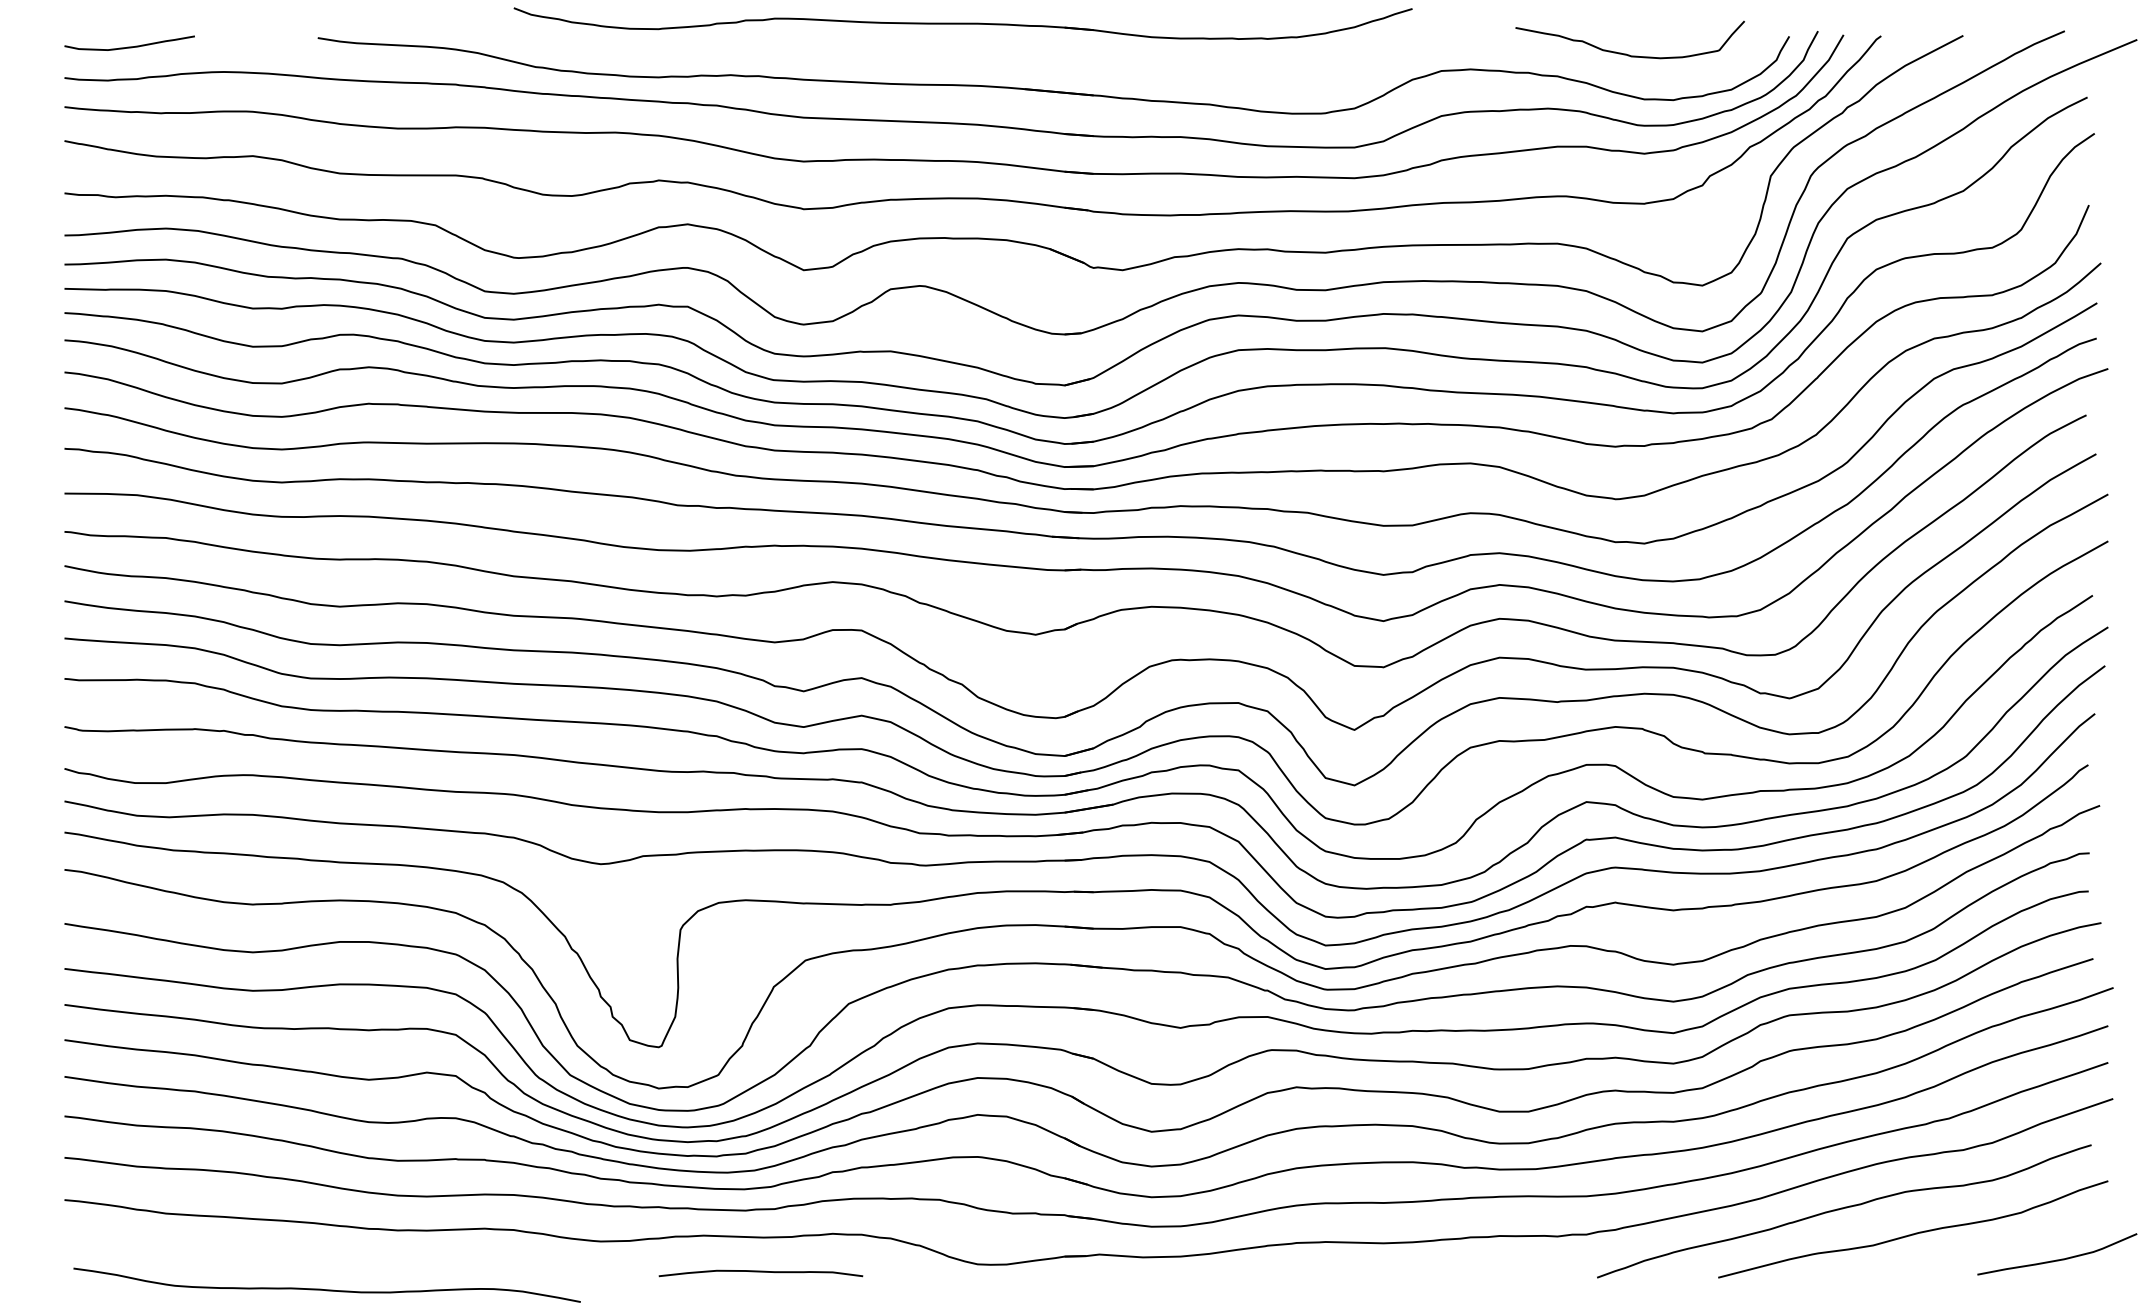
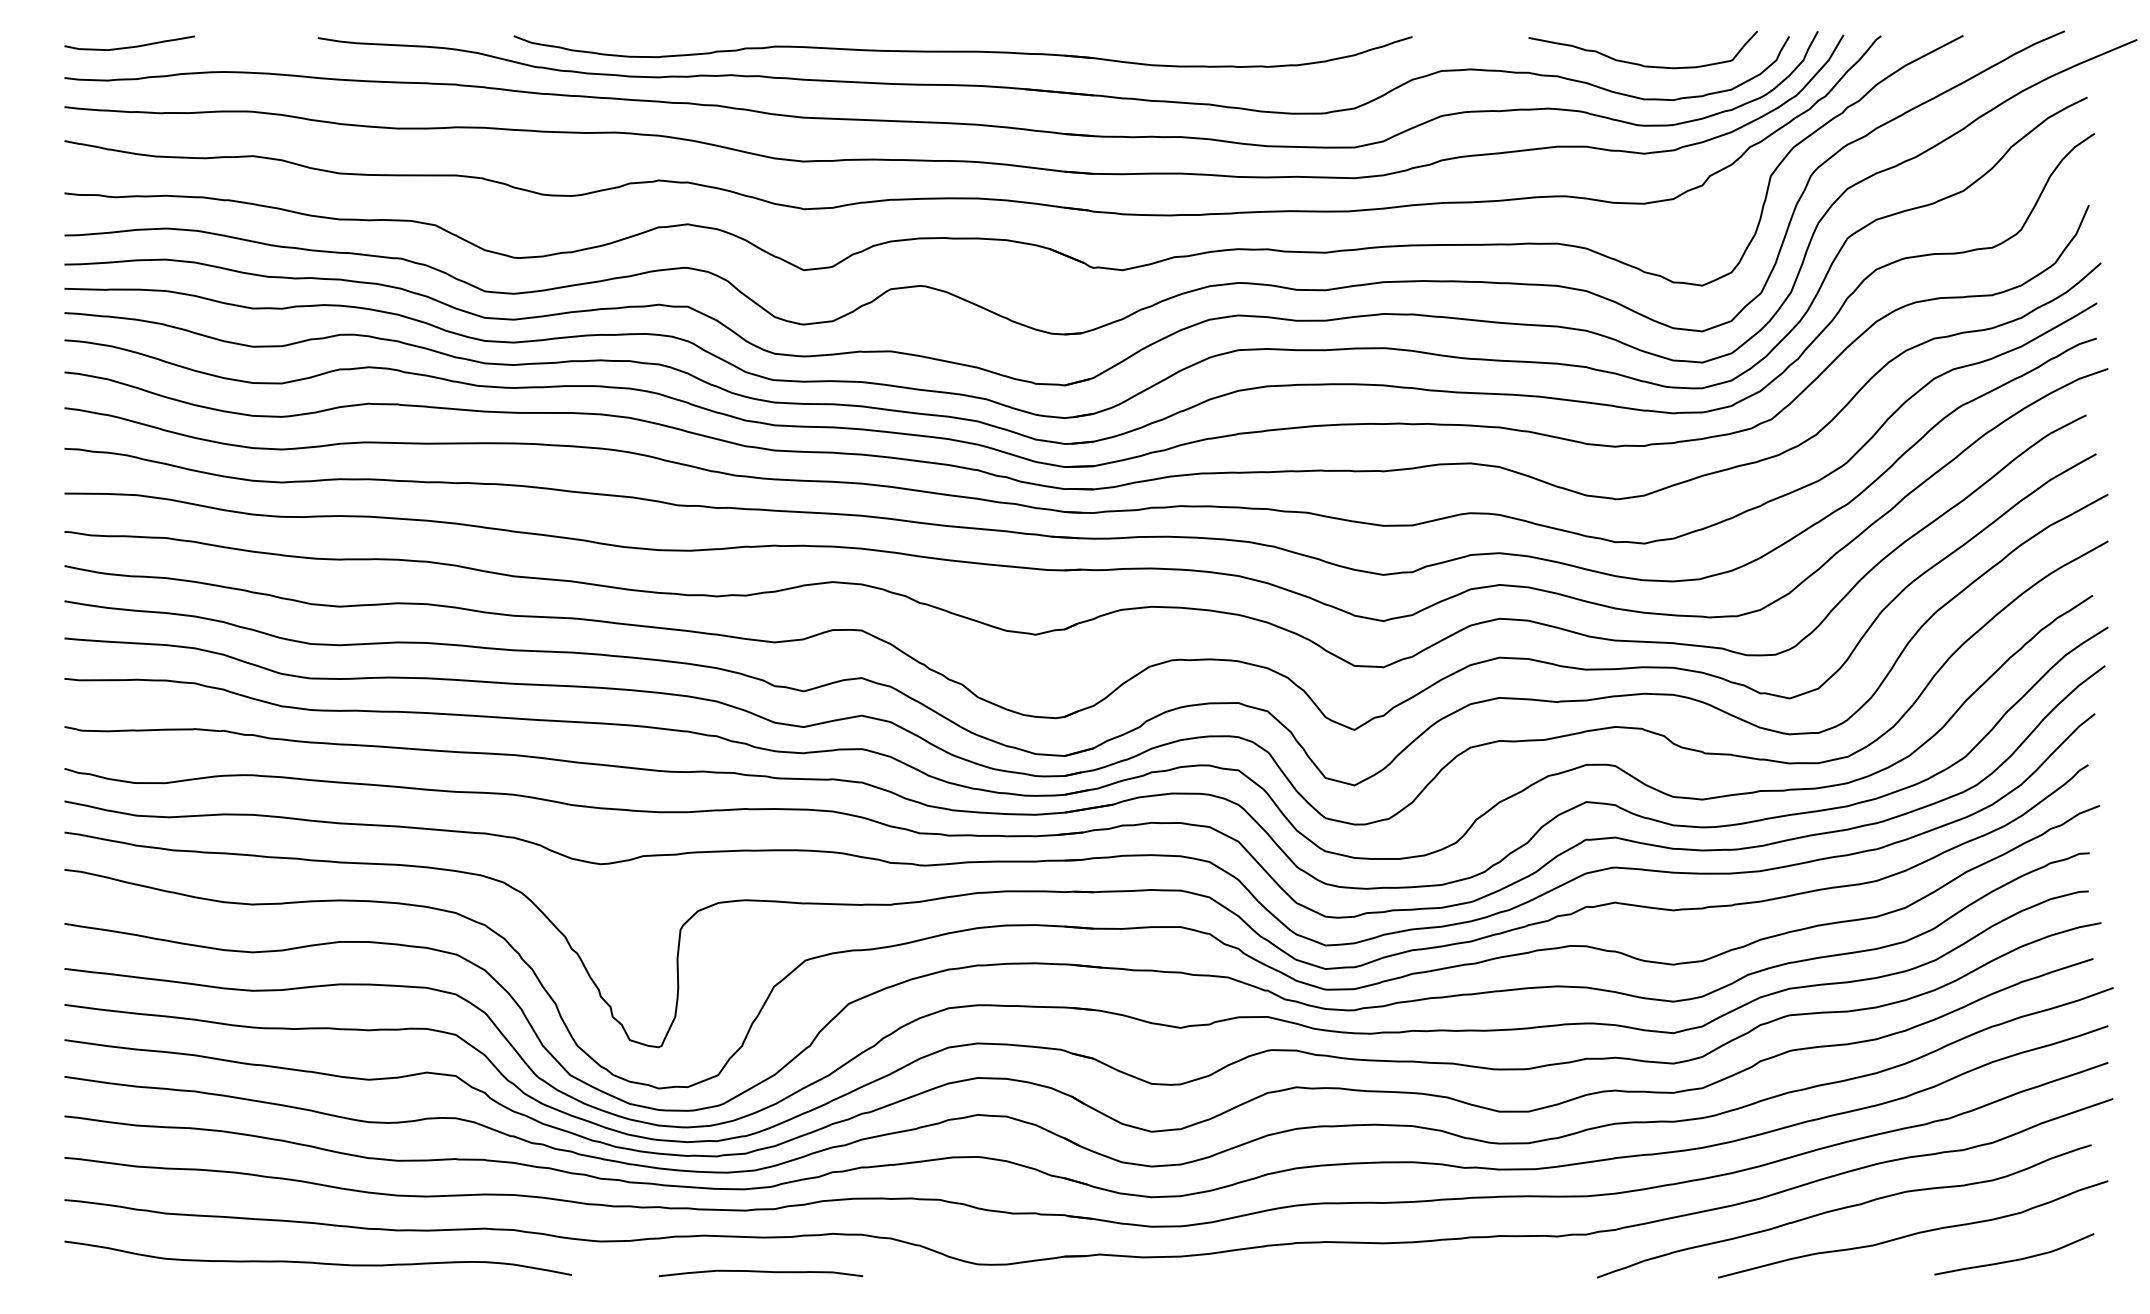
part position: (962, 23) -> (962, 51) (962, 51)
curve position: (1626, 53) -> (1639, 63) (1639, 63)
curve position: (2057, 1259) -> (2014, 1259) (2014, 1259)
curve position: (326, 1289) -> (317, 1262) (317, 1262)
